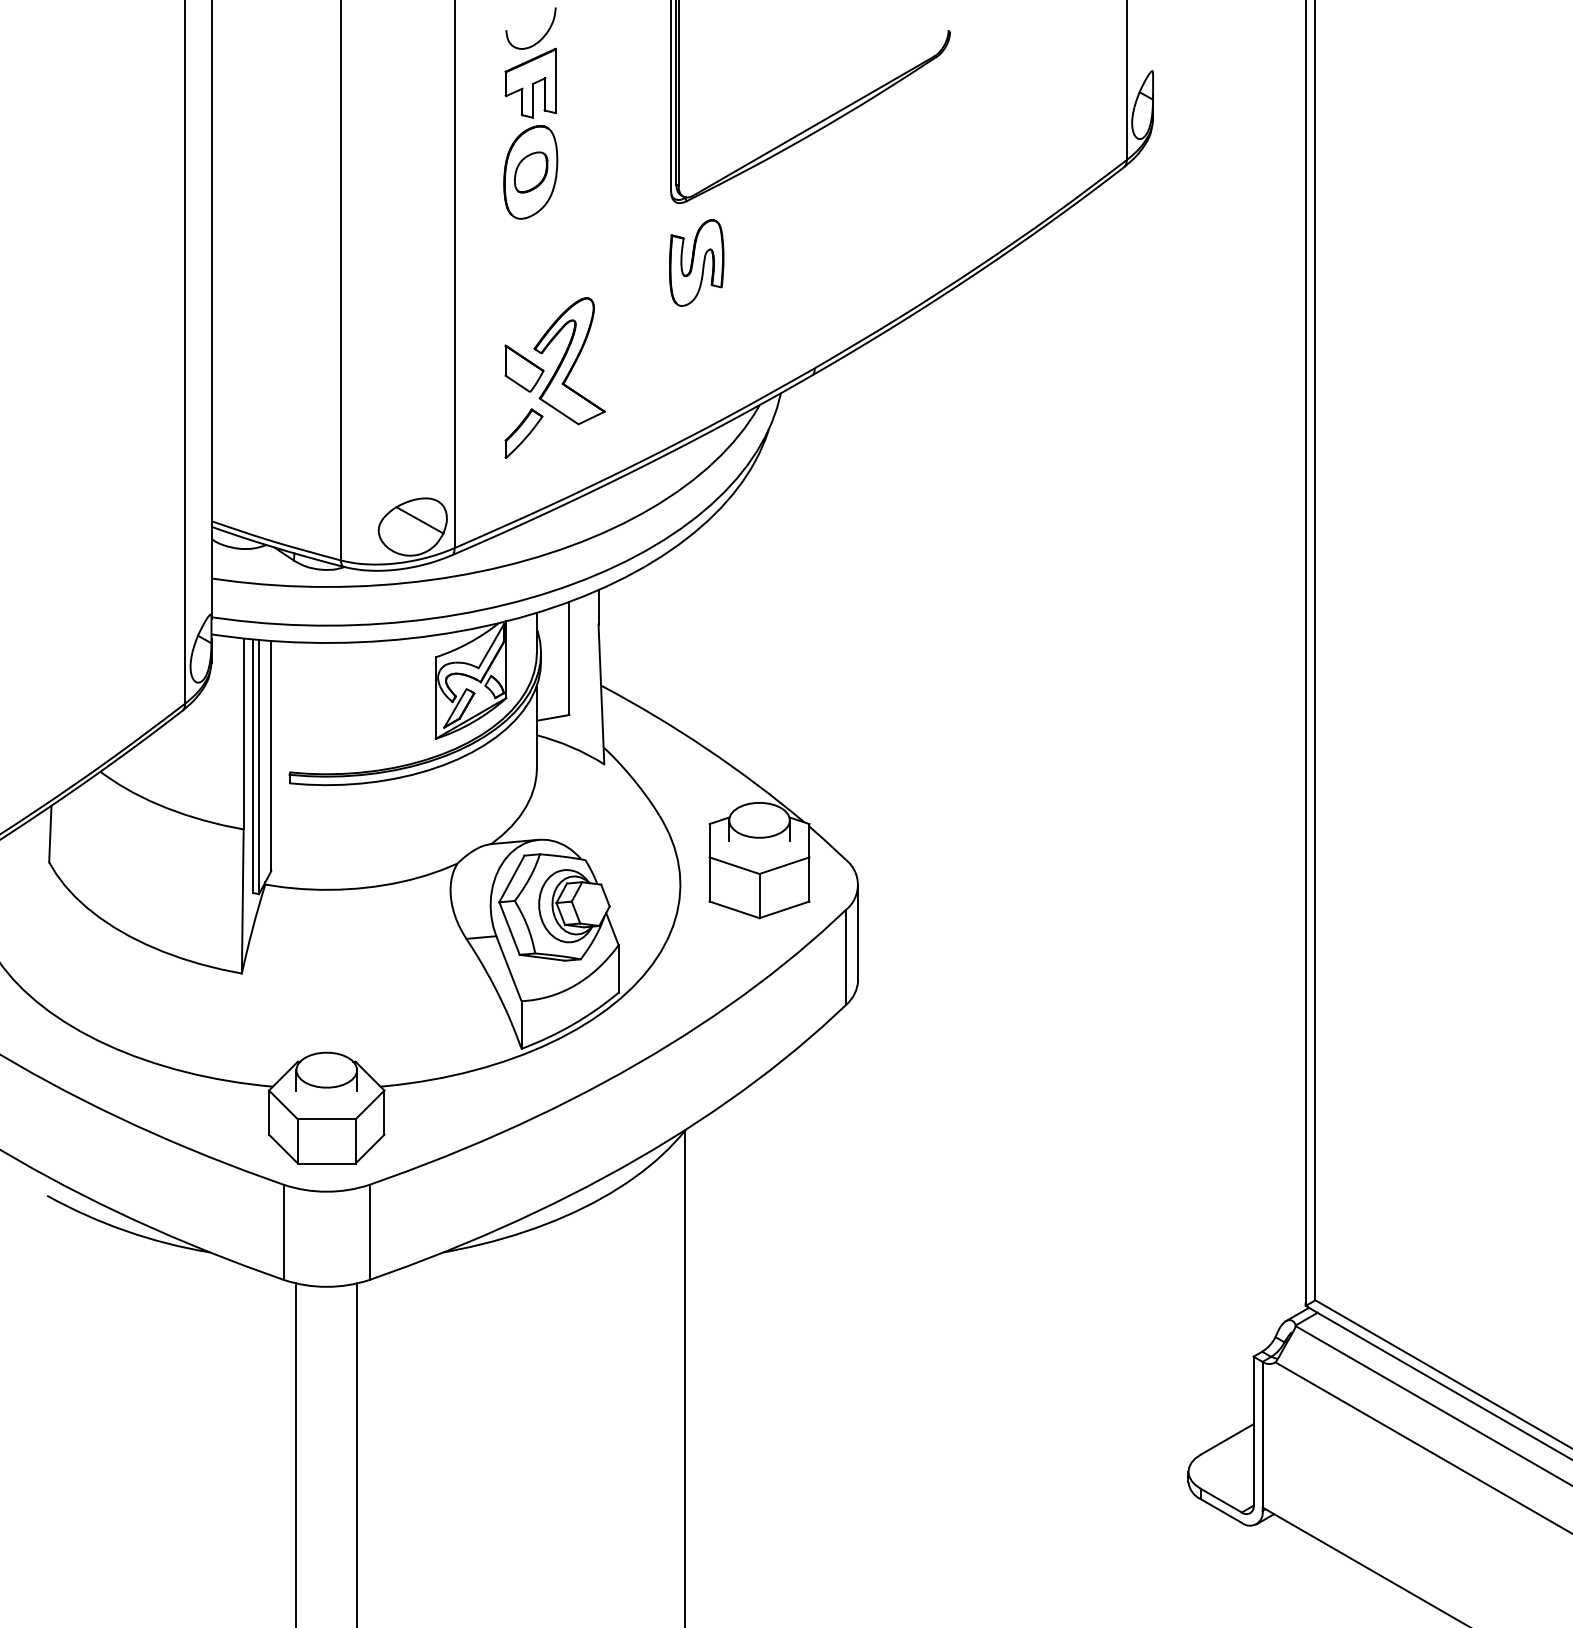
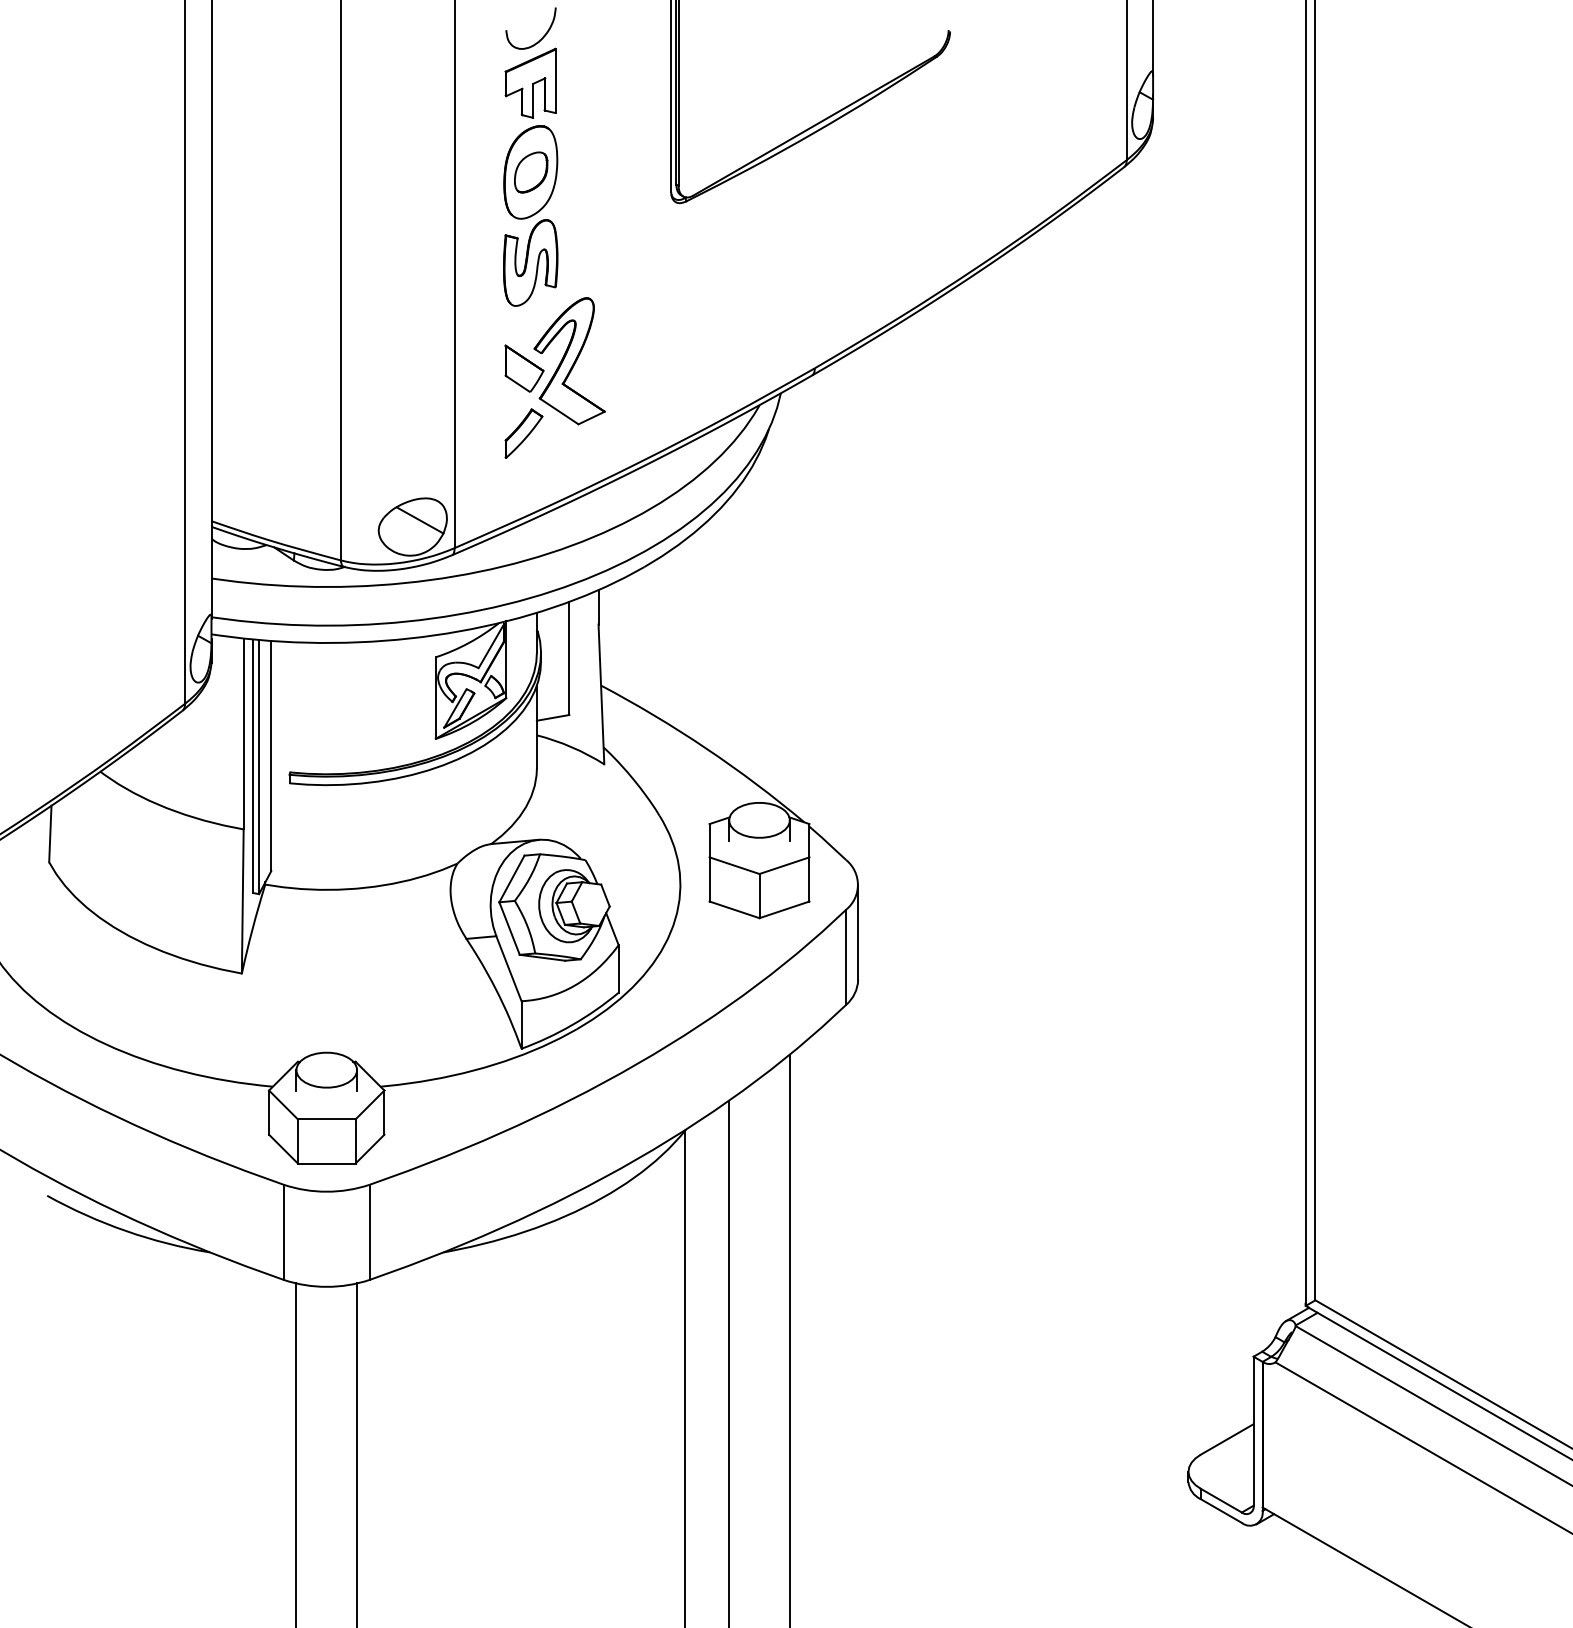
line: none -> present (1153, 38)
part position: (696, 262) -> (530, 262) (530, 262)
line: none -> present (789, 1339)
line: none -> present (729, 1362)
